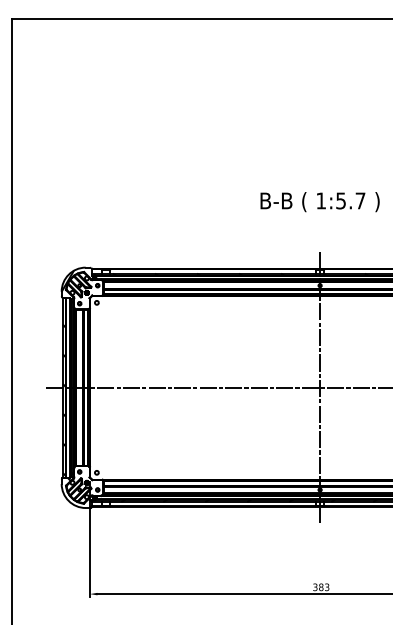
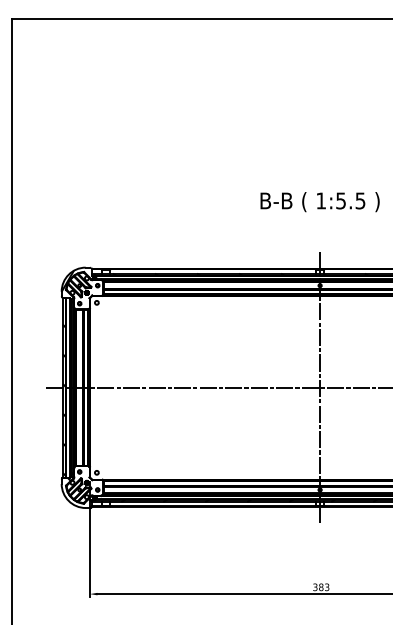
text: 1:5.7 -> 1:5.5 (360, 200)
